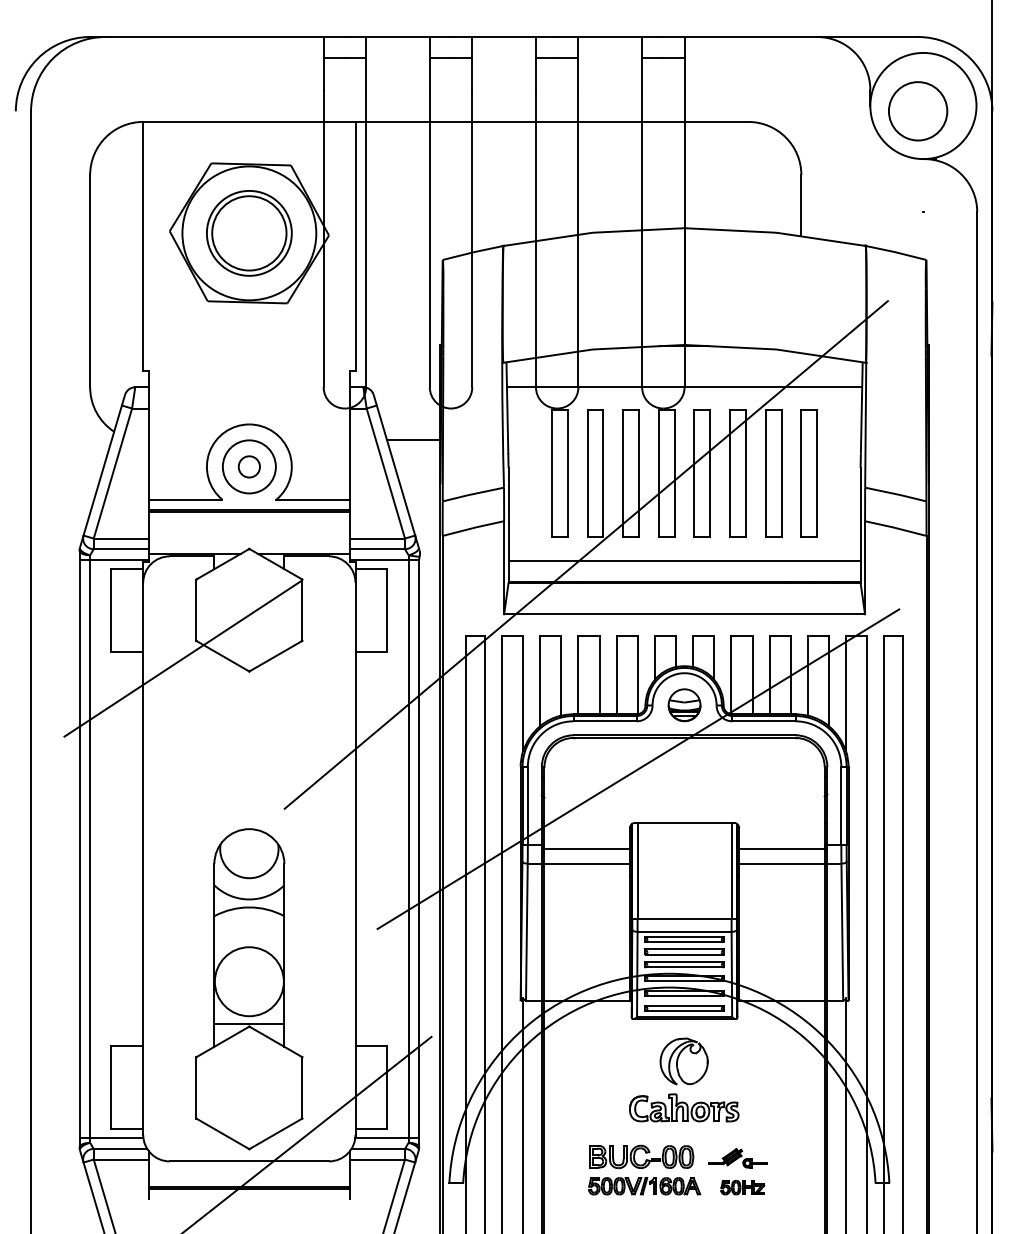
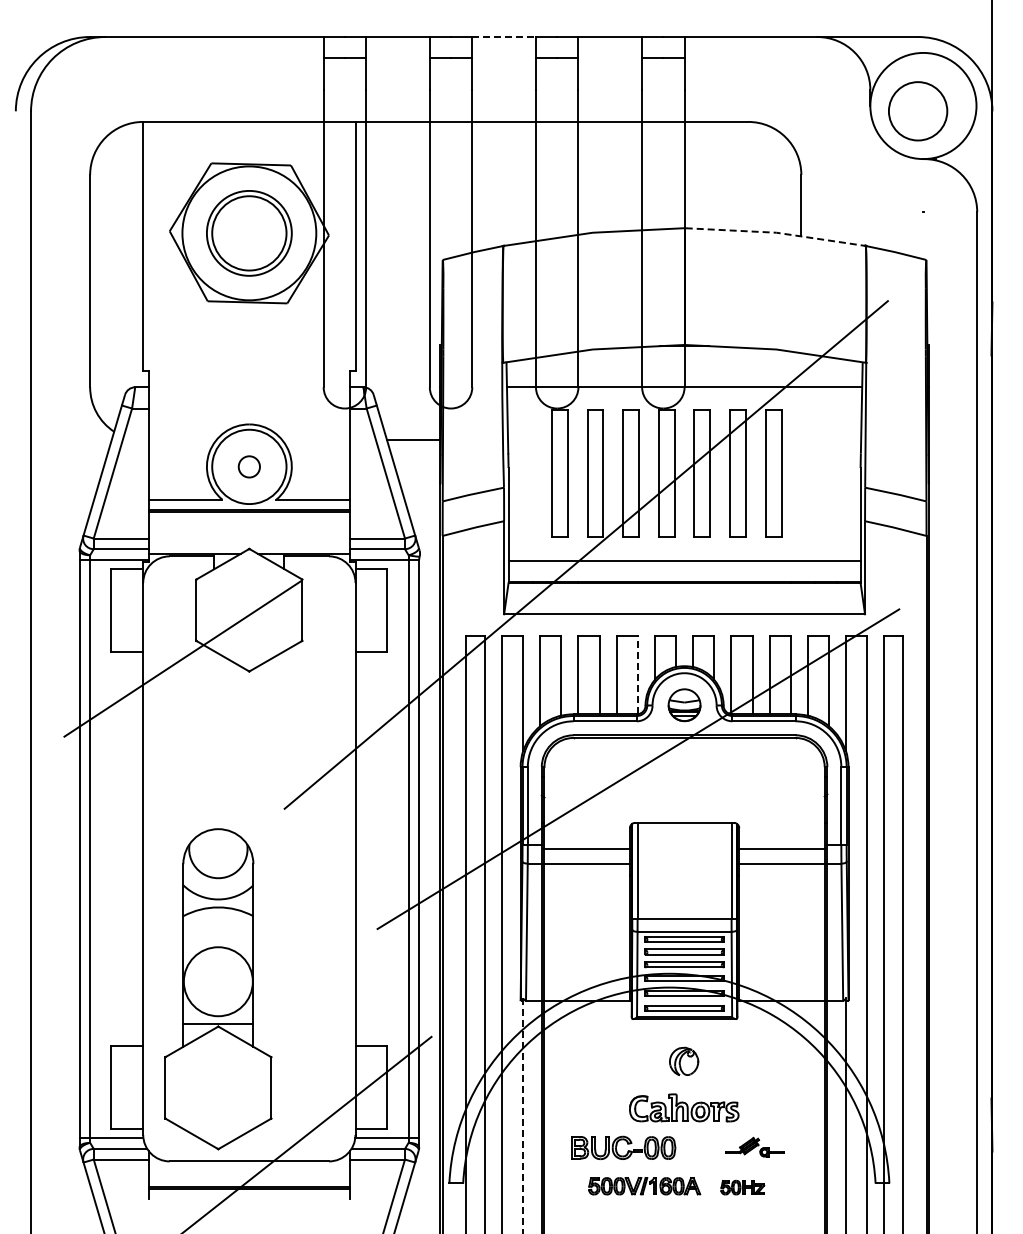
line: solid -> dashed (504, 37)
line: solid -> dashed (776, 232)
circle diameter: 53 px -> 74 px (249, 466)
part: present -> none (808, 473)
line: solid -> dashed (637, 674)
part position: (249, 989) -> (218, 989) (218, 989)
part size: 50x49 px -> 31x30 px (684, 1060)
line: solid -> dashed (523, 1116)
part position: (641, 1156) -> (623, 1147) (623, 1147)
part position: (737, 1157) -> (754, 1146) (754, 1146)
